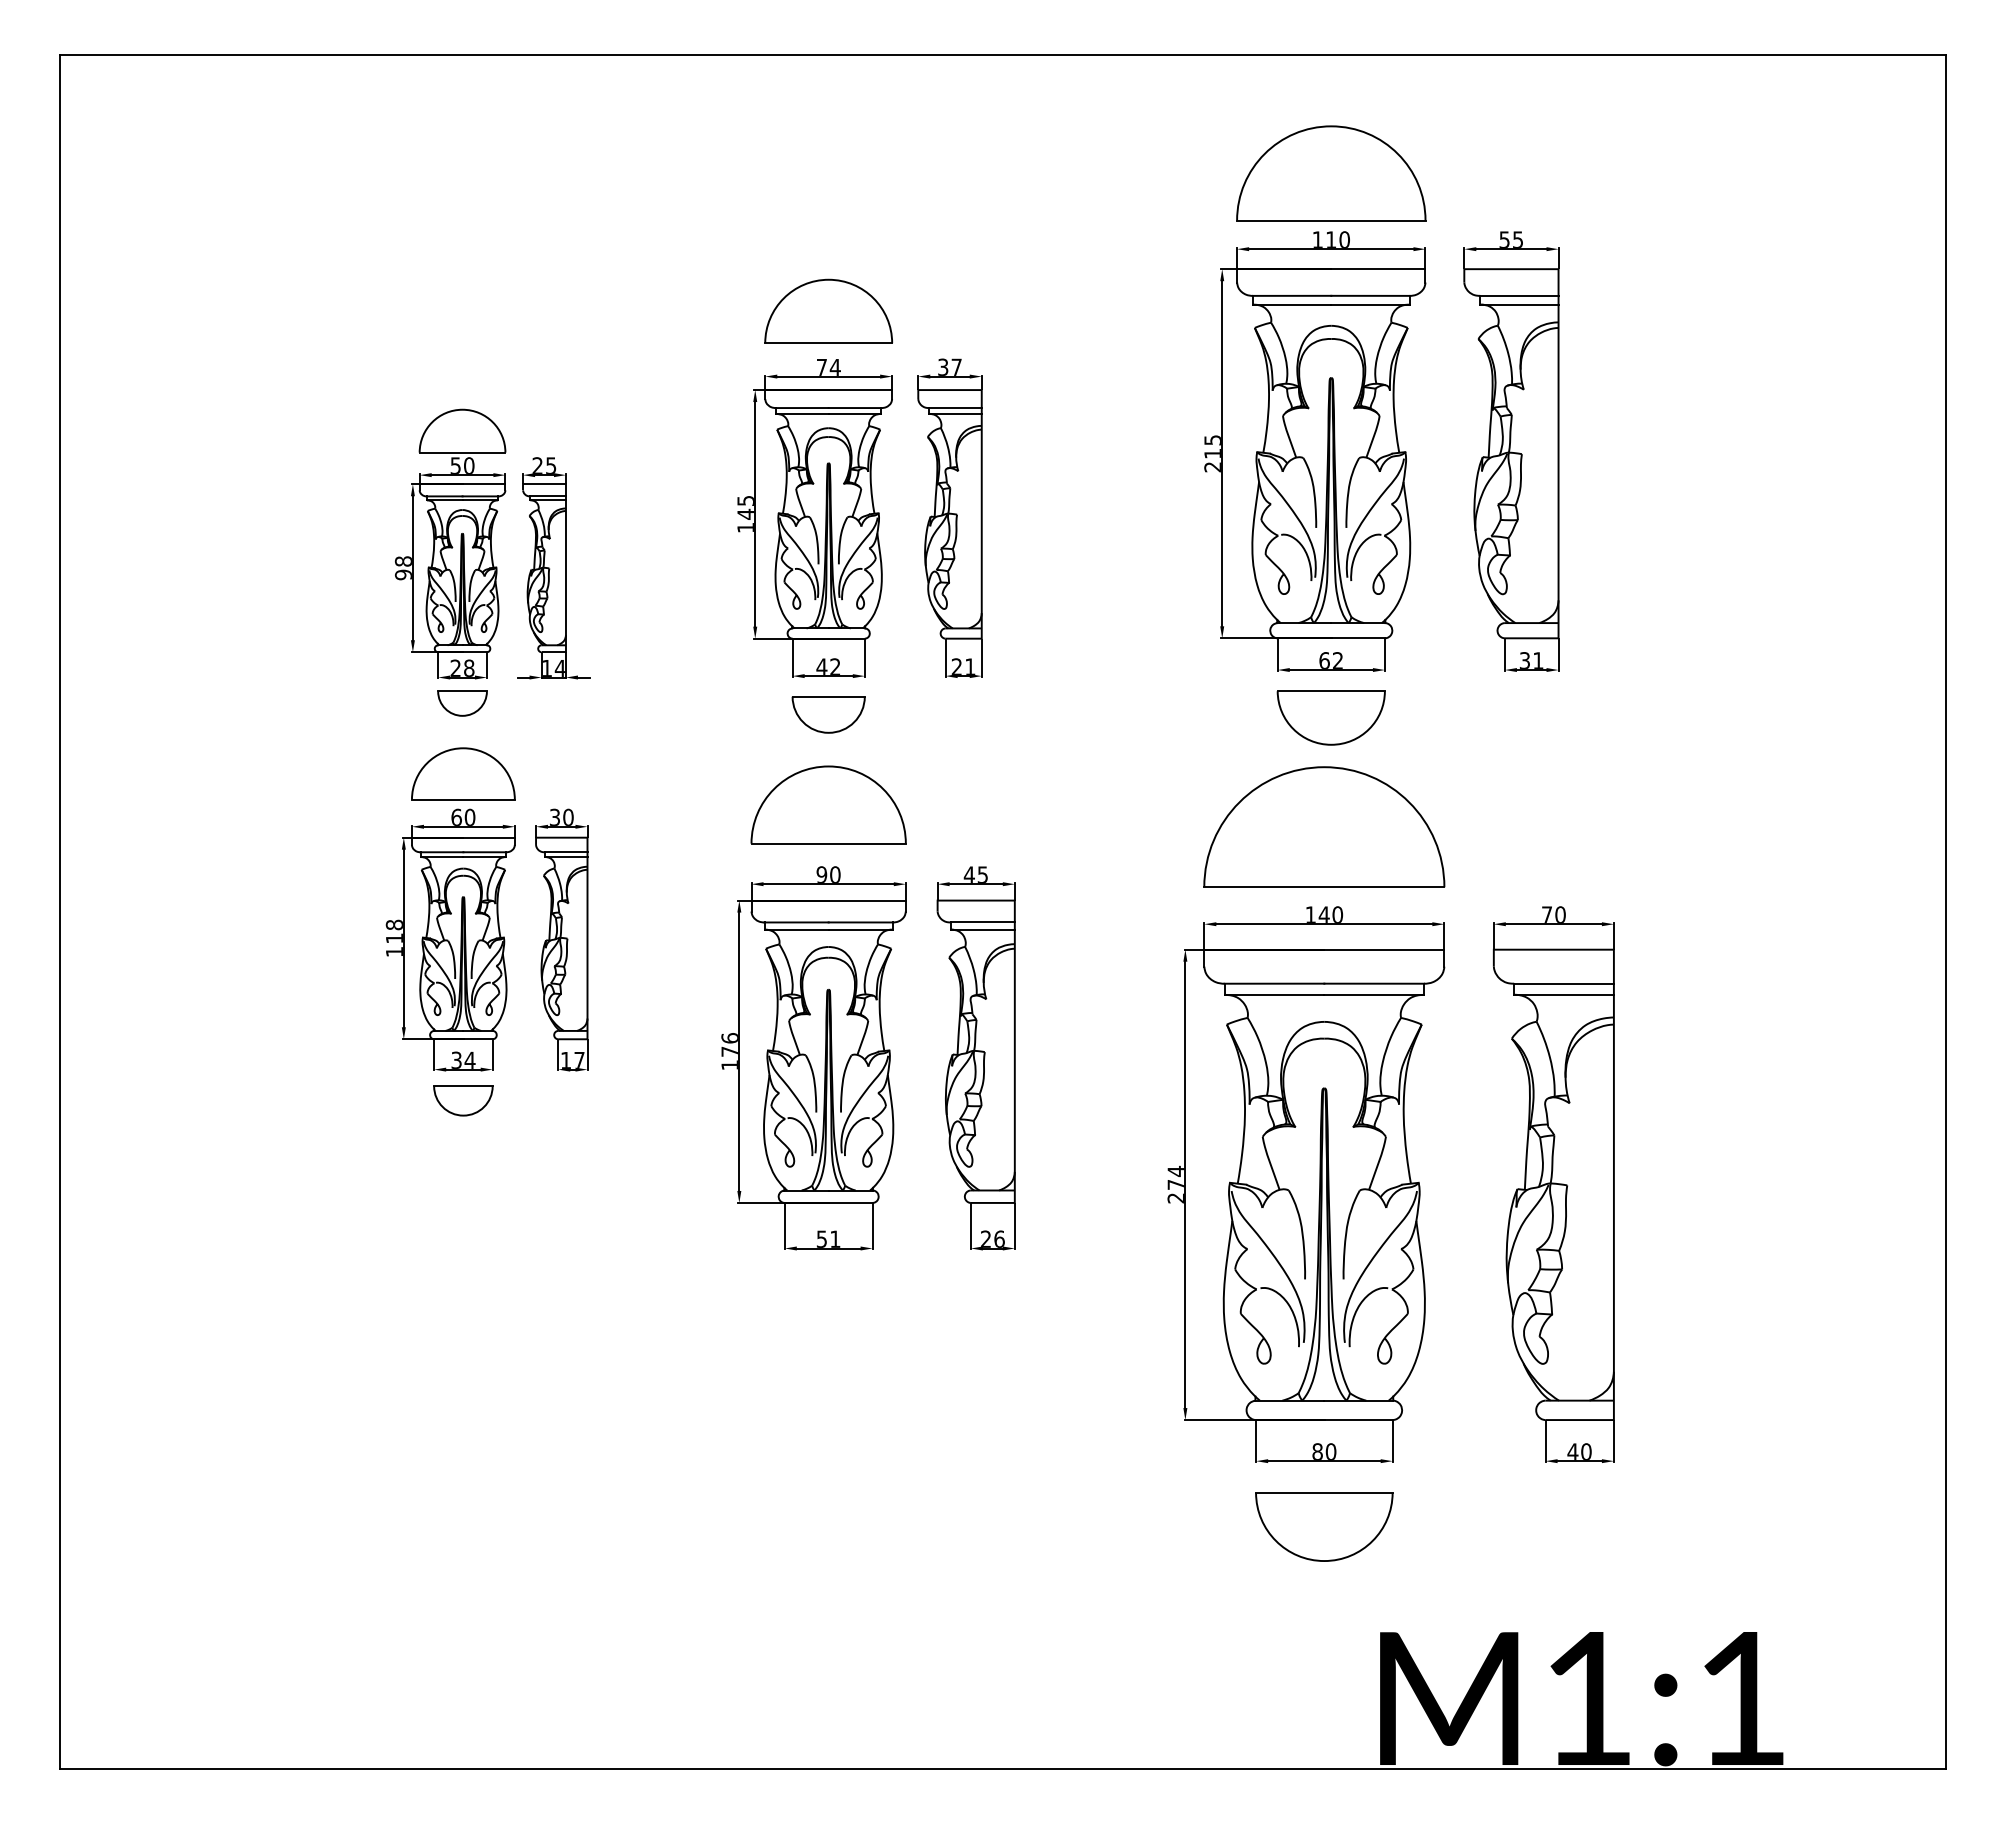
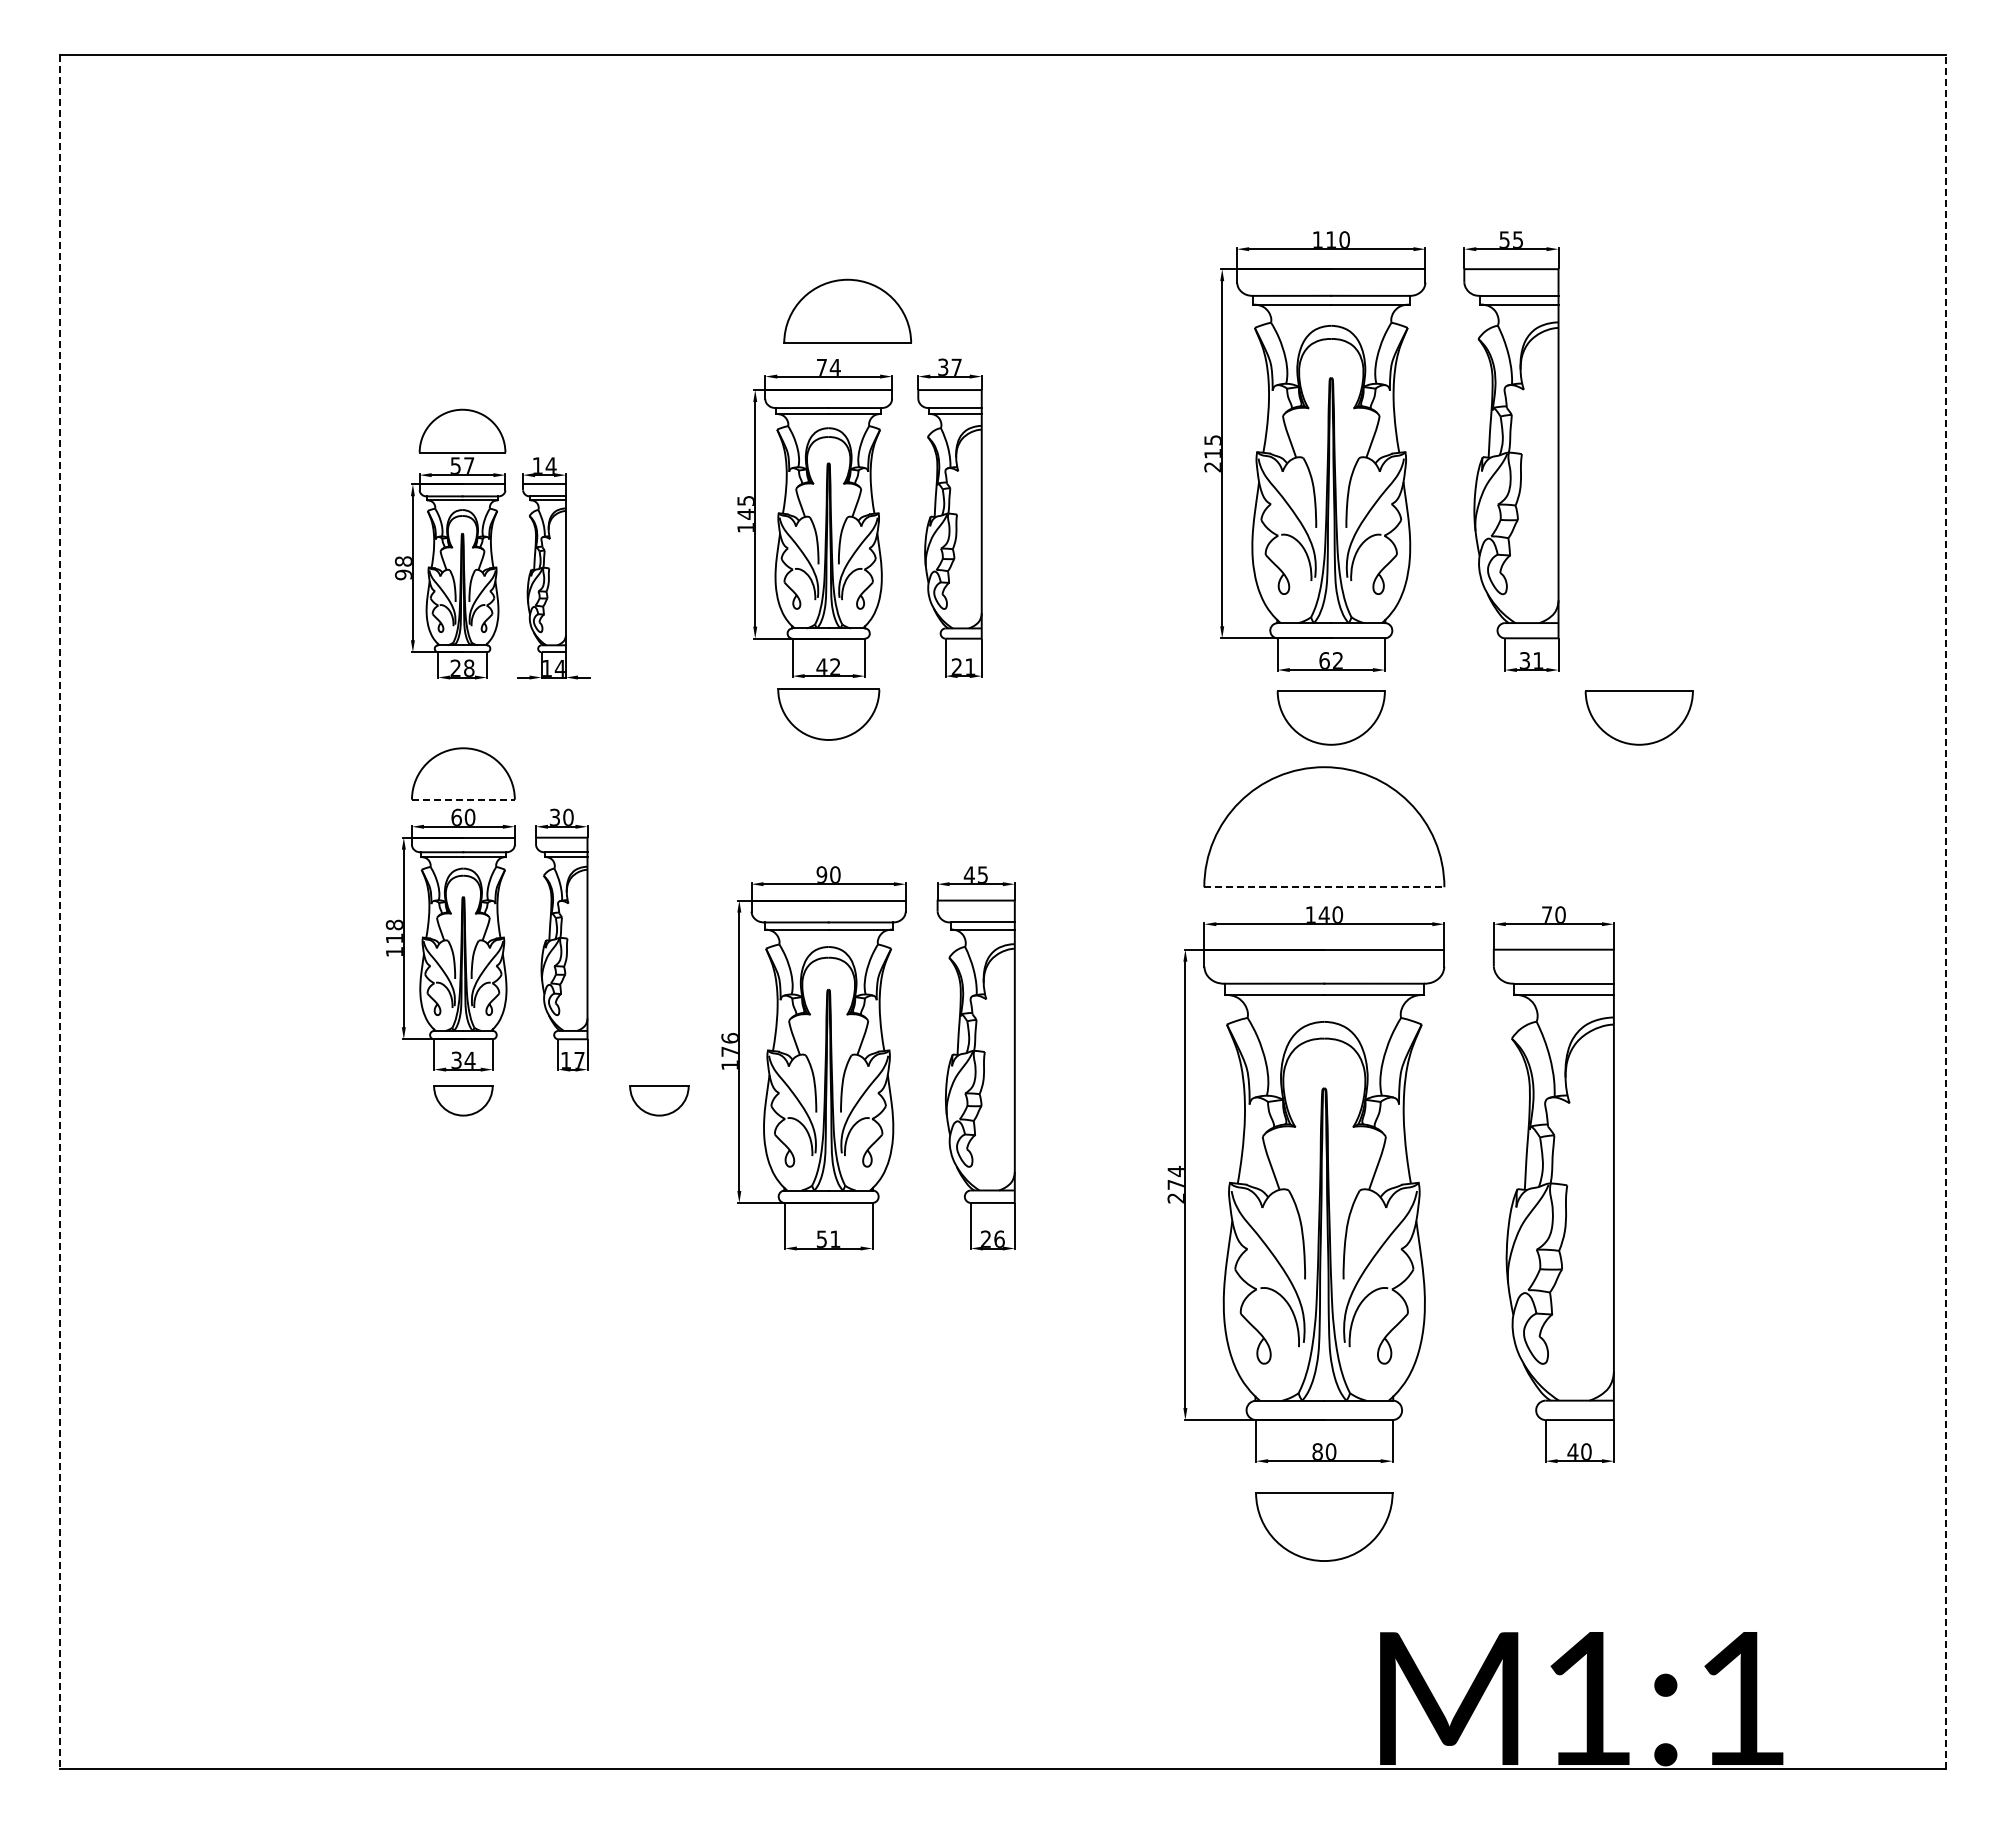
part: present -> none (1331, 173)
part position: (828, 310) -> (847, 310) (847, 310)
text: 50 -> 57 (469, 465)
text: 25 -> 14 (544, 465)
part: present -> none (462, 703)
part size: 75x38 px -> 104x53 px (828, 714)
part: none -> present (1638, 717)
line: solid -> dashed (463, 799)
part: present -> none (828, 804)
line: solid -> dashed (1324, 887)
line: solid -> dashed (1945, 911)
line: solid -> dashed (60, 912)
part: none -> present (659, 1100)
